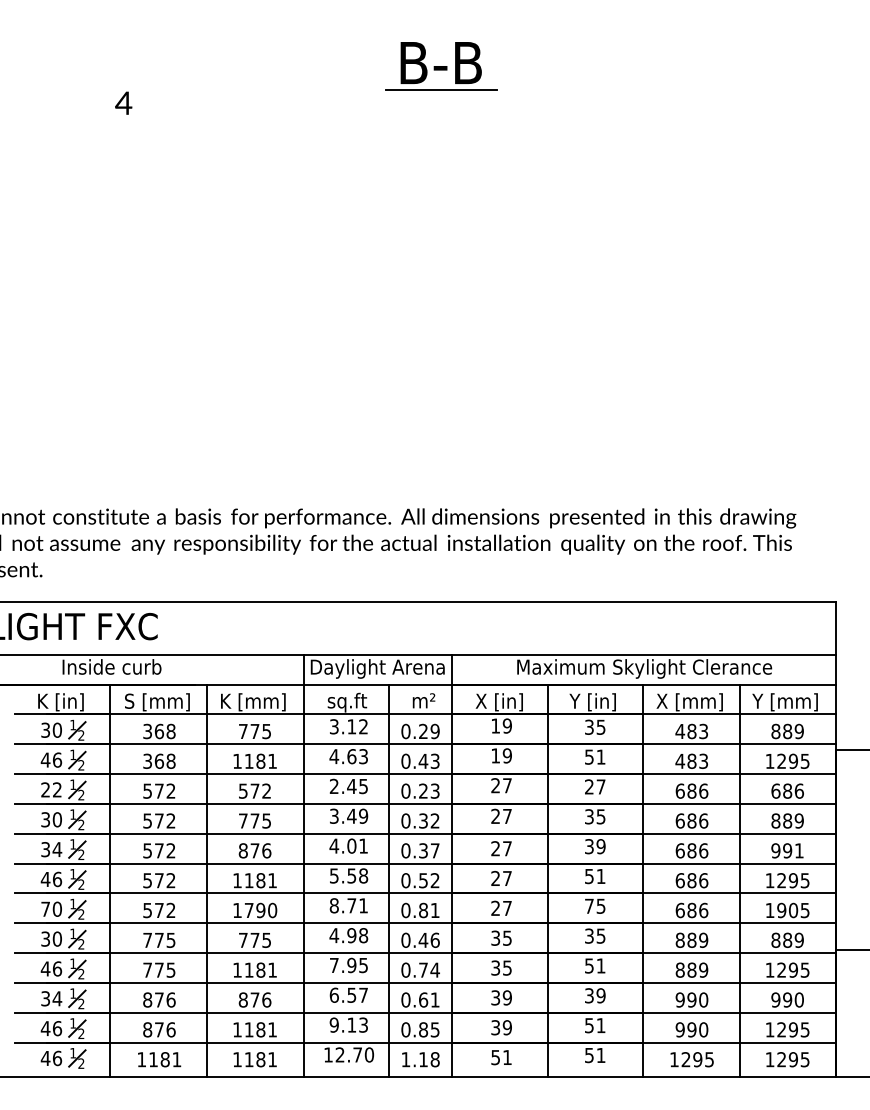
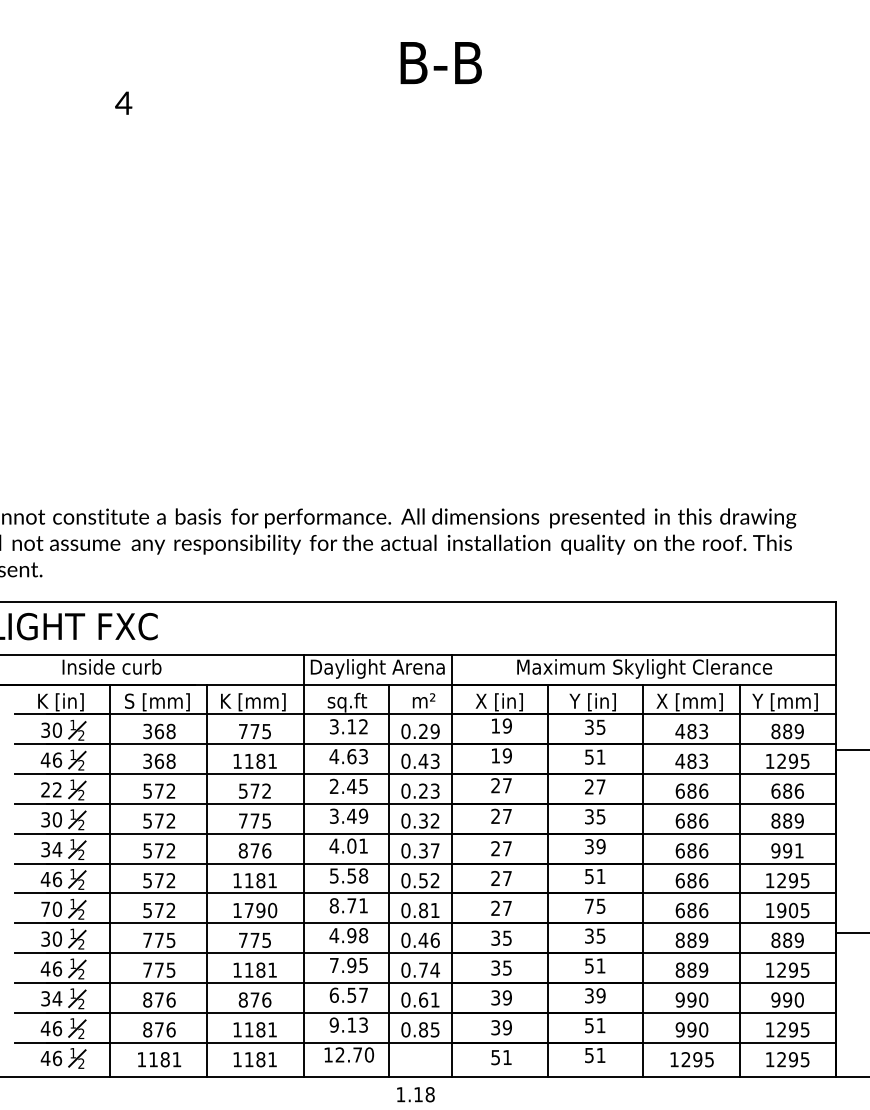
line: present -> none (440, 90)
line position: (851, 950) -> (851, 933) (851, 933)
text position: (420, 1059) -> (415, 1094) (415, 1094)
